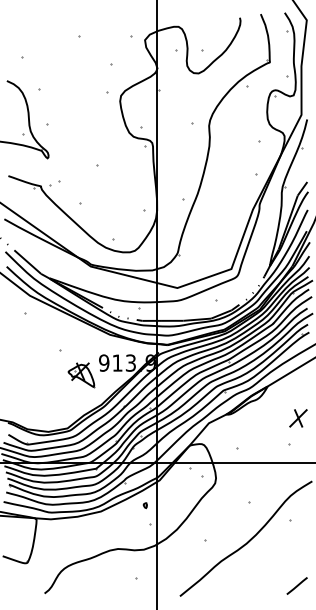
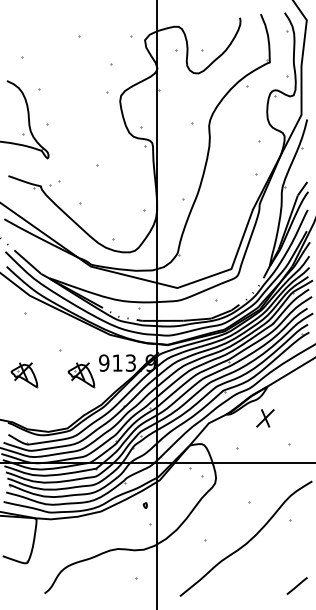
part: none -> present (24, 375)
part position: (298, 418) -> (265, 418) (265, 418)
